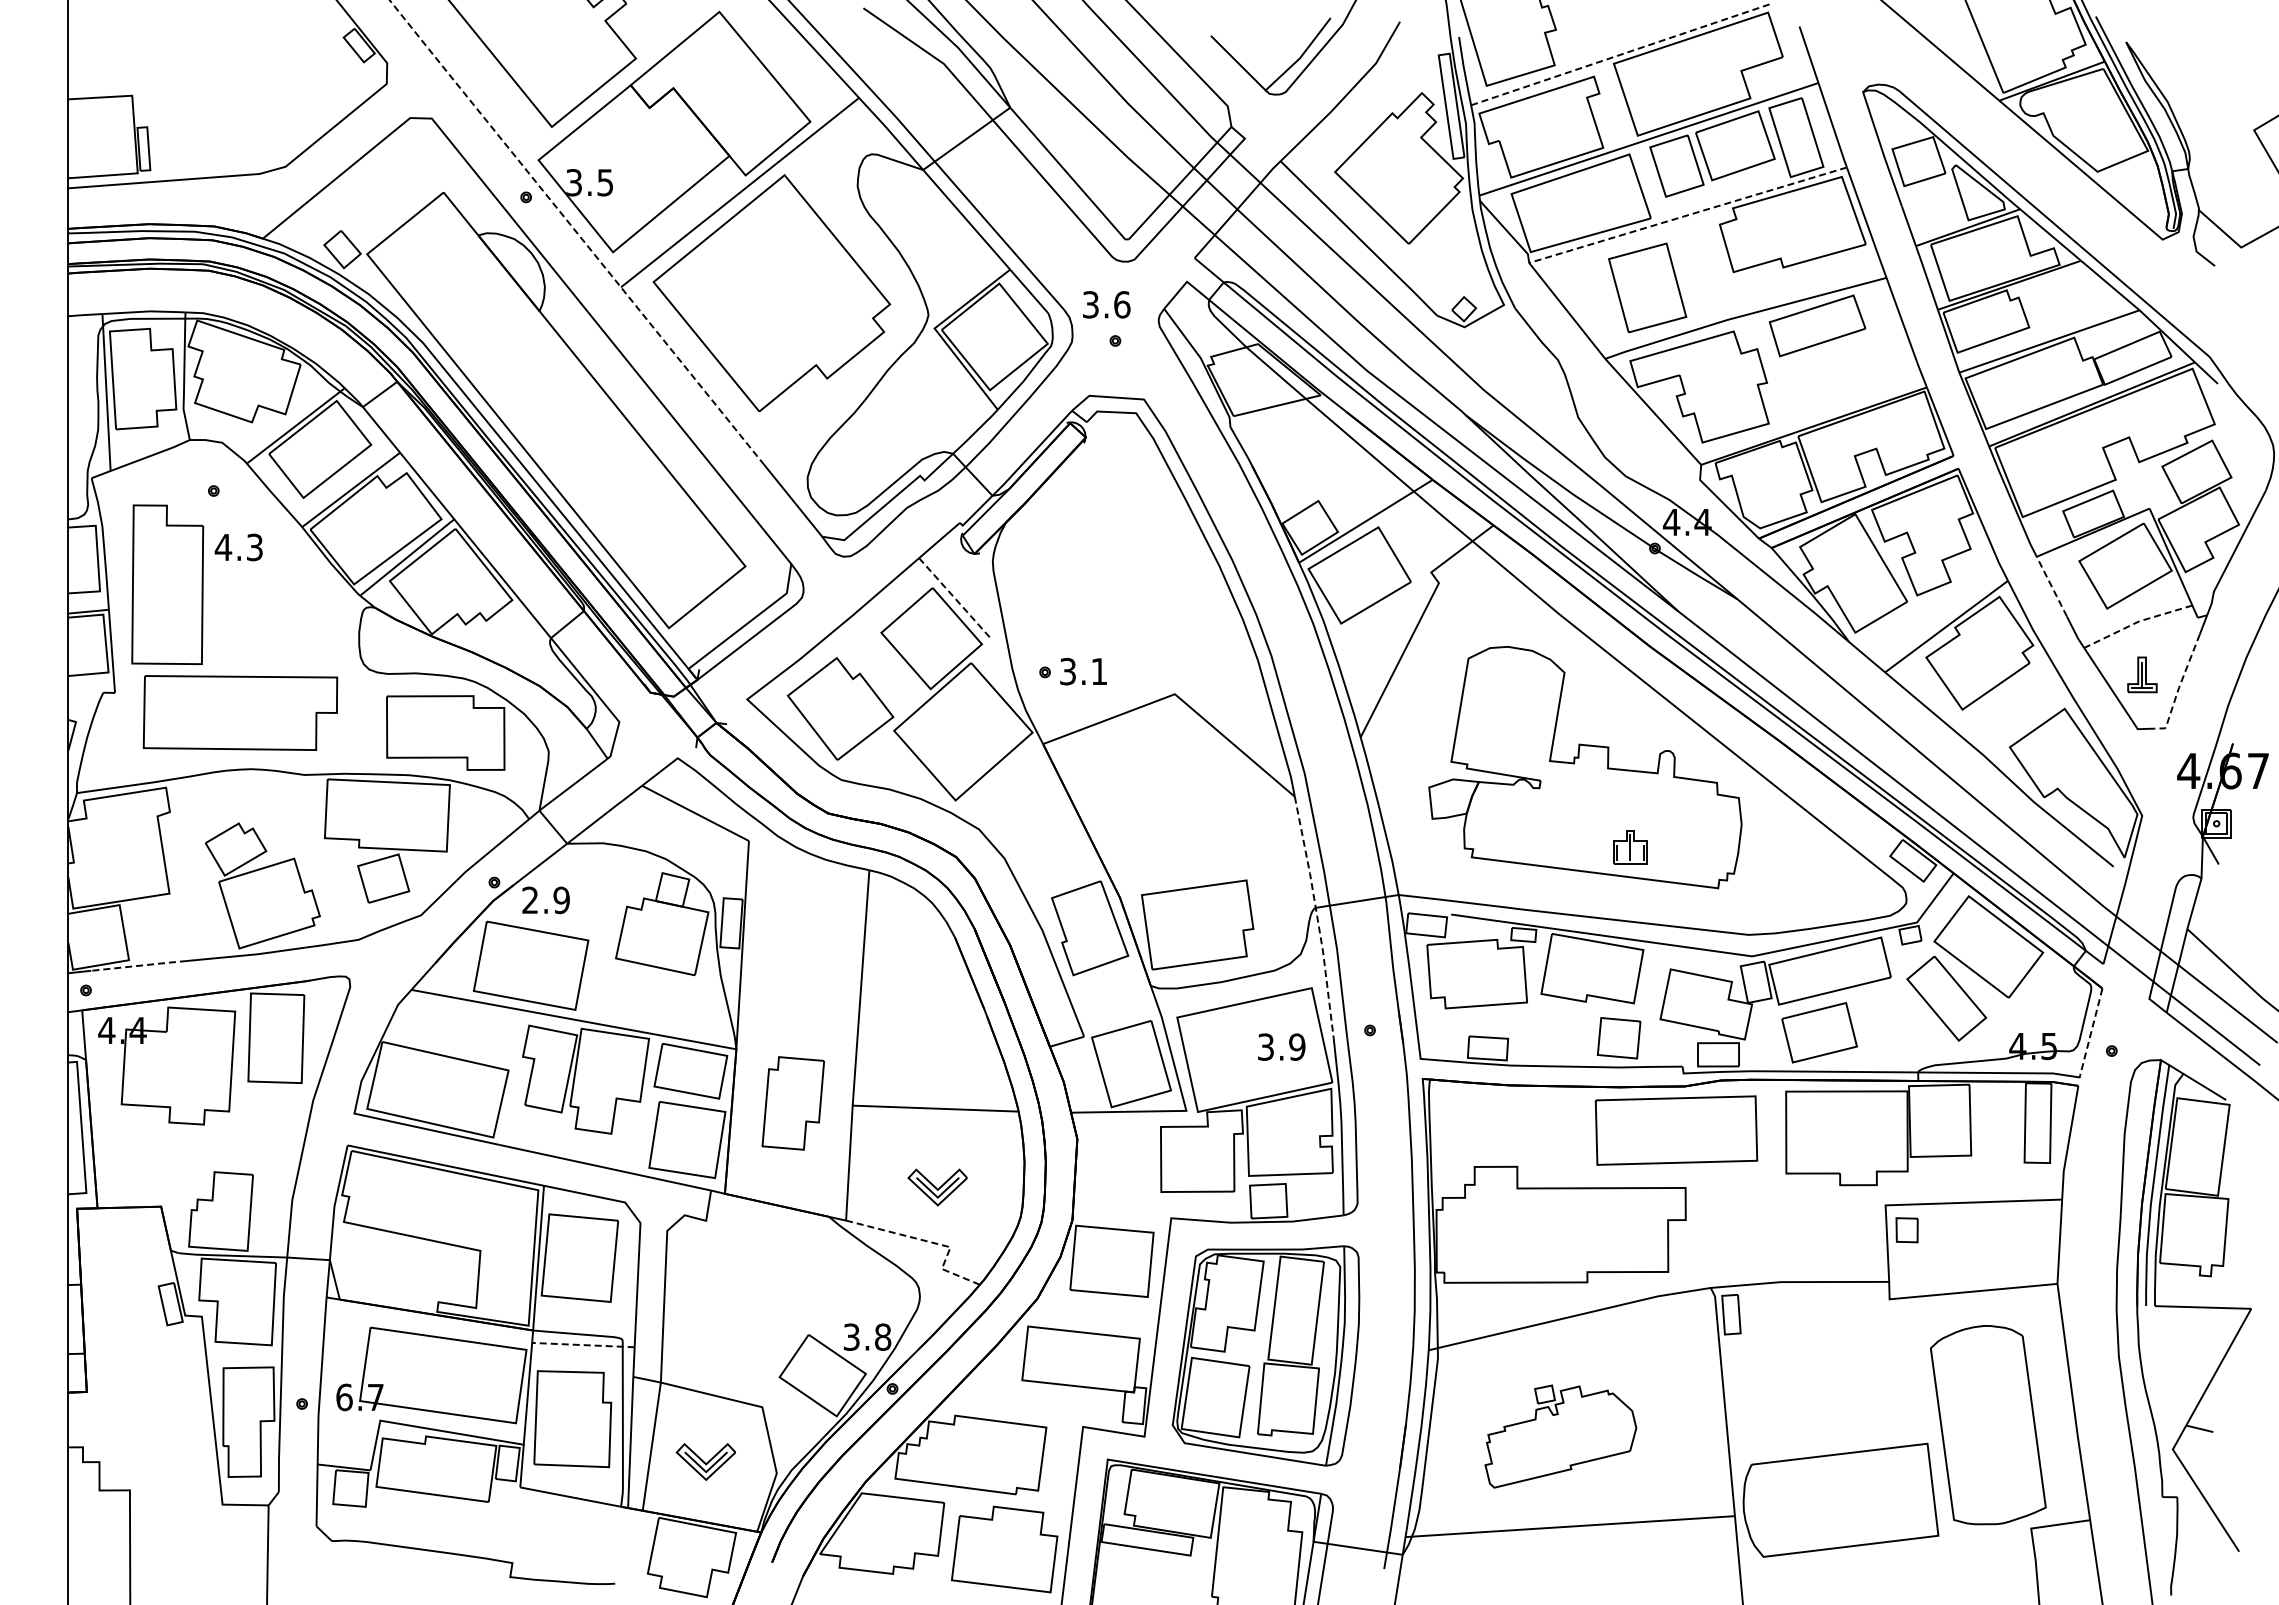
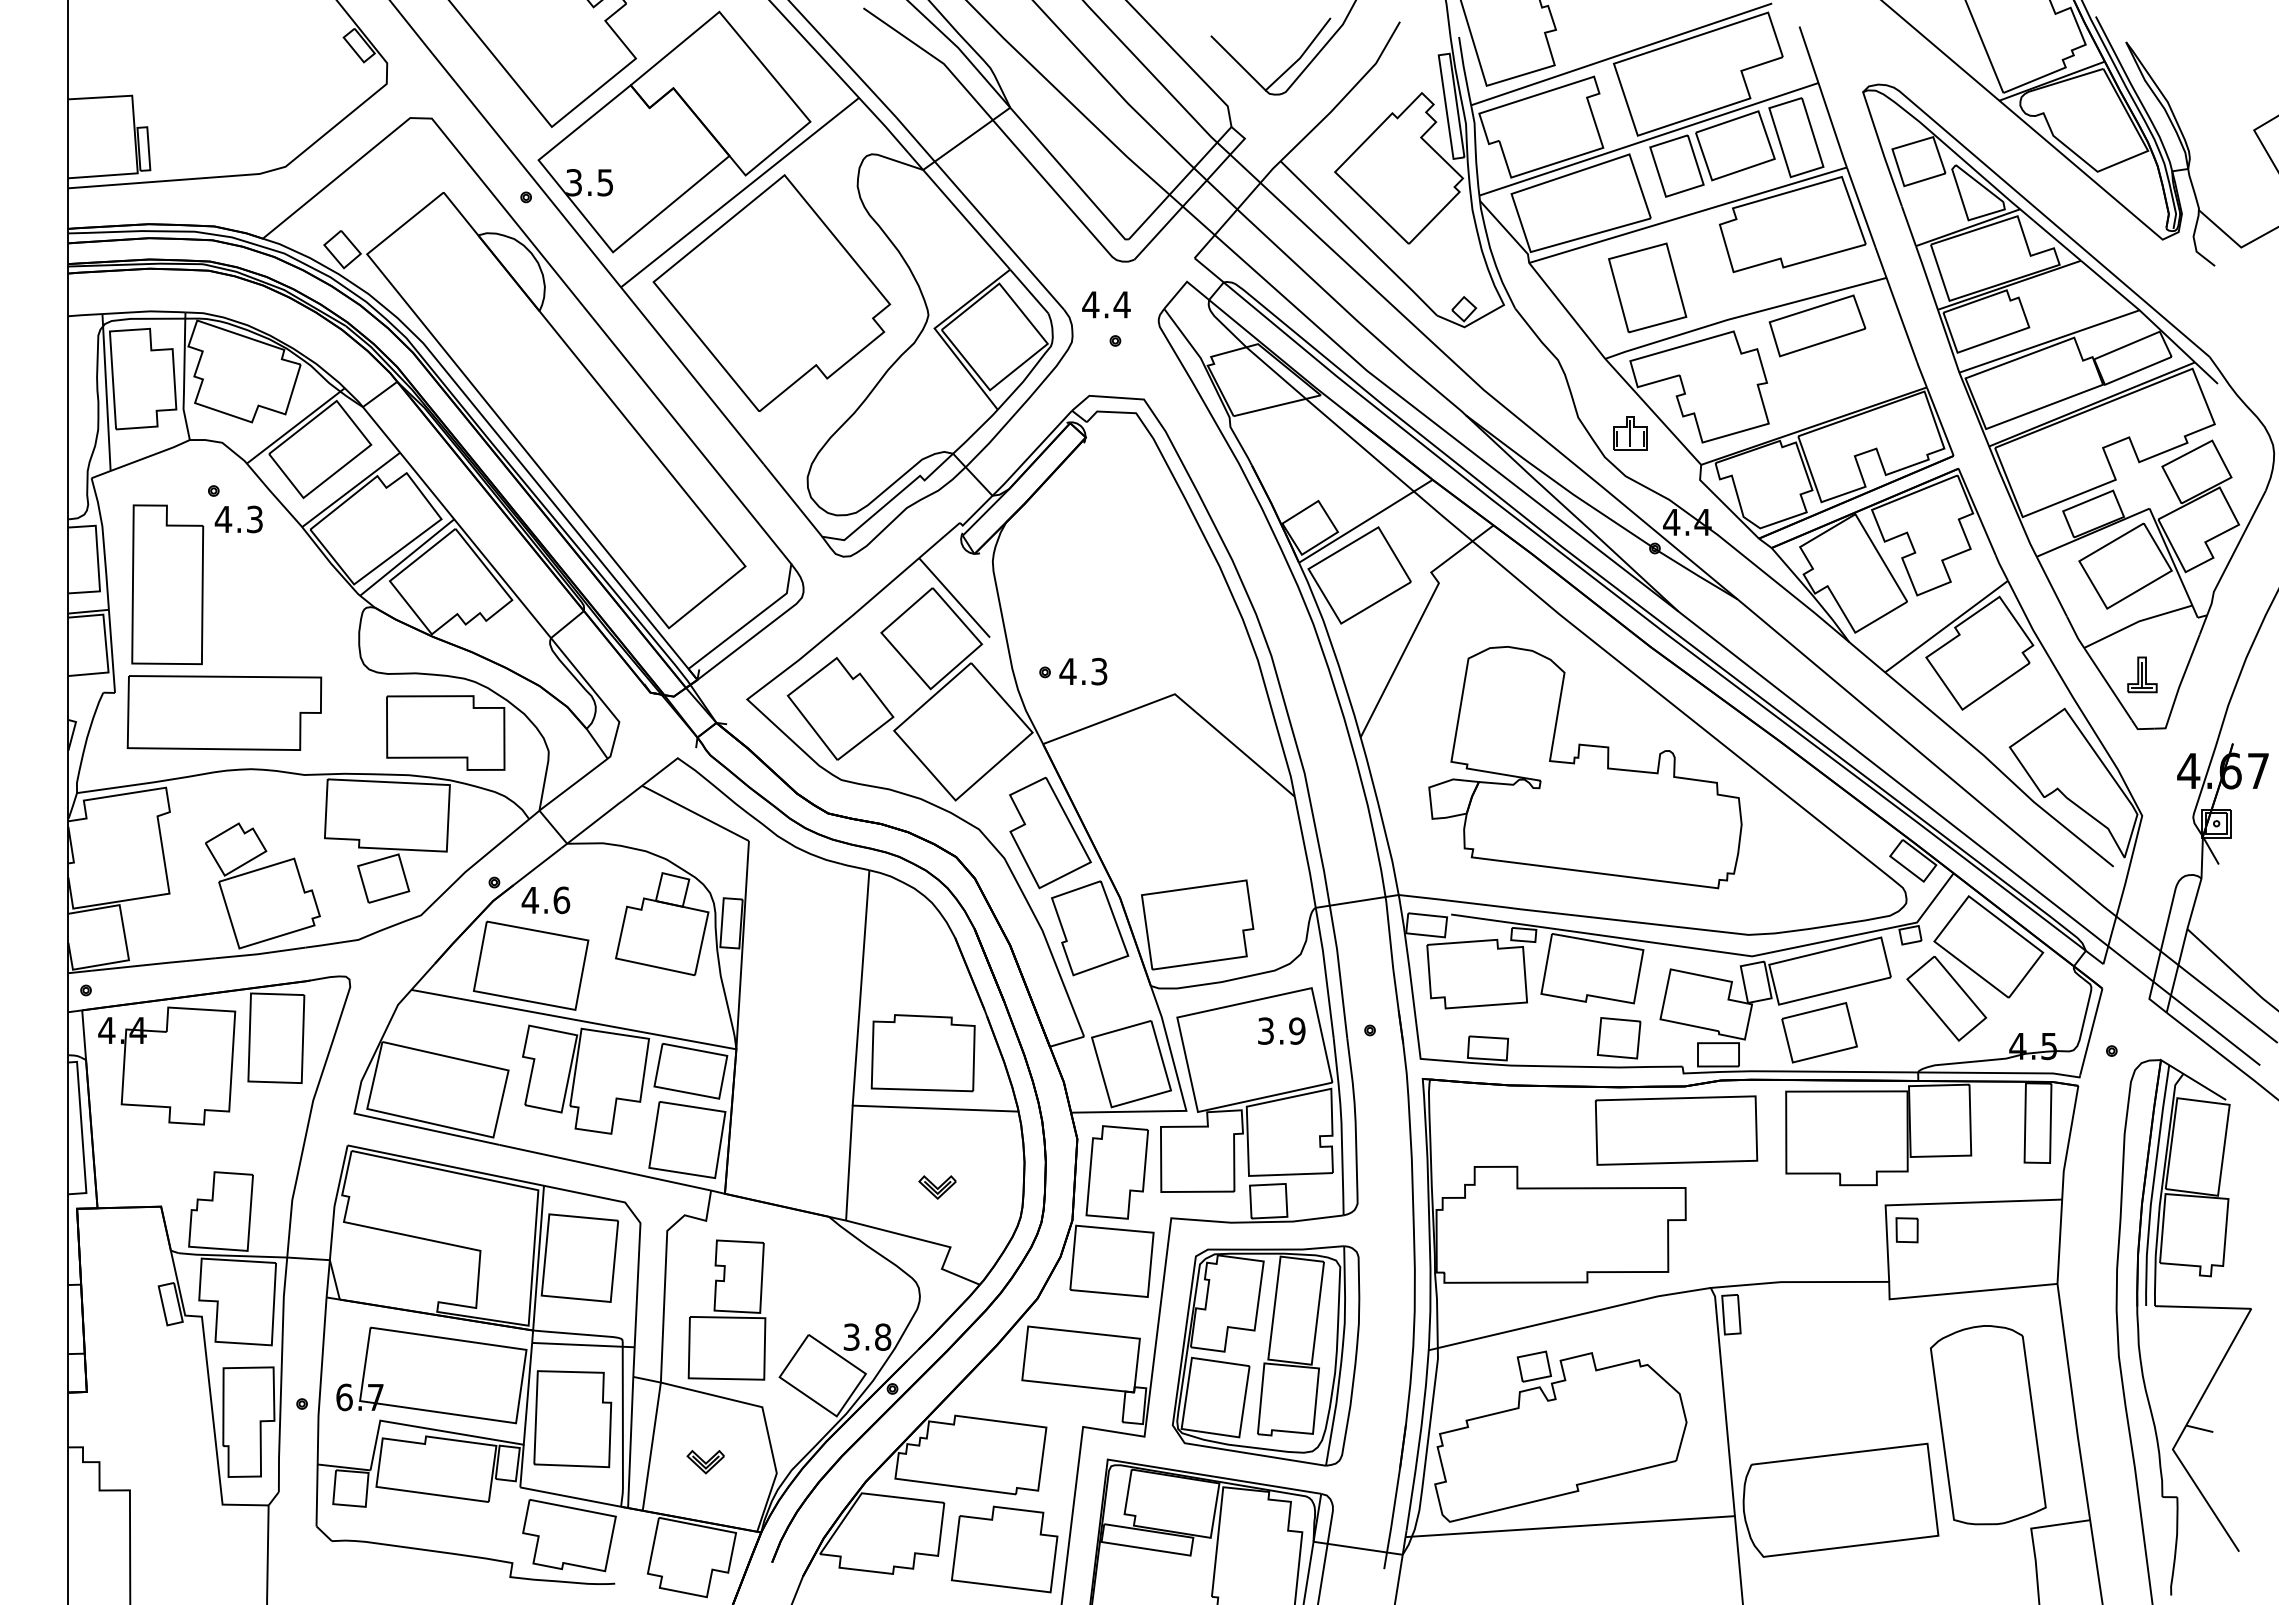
line: dashed -> solid (1621, 54)
line: dashed -> solid (1688, 215)
line: dashed -> solid (576, 232)
text: 3.6 -> 4.4 (1106, 304)
text position: (238, 547) -> (238, 519) (238, 519)
line: dashed -> solid (2052, 587)
line: dashed -> solid (954, 598)
line: dashed -> solid (2136, 622)
text: 3.1 -> 4.3 (1083, 671)
line: dashed -> solid (2179, 687)
part position: (240, 712) -> (224, 712) (224, 712)
part: none -> present (1050, 832)
part position: (1630, 847) -> (1630, 433) (1630, 433)
text: 2.9 -> 4.6 (545, 900)
line: dashed -> solid (1317, 916)
line: dashed -> solid (139, 965)
line: dashed -> solid (2091, 1032)
text position: (1281, 1046) -> (1281, 1030) (1281, 1030)
part: none -> present (922, 1053)
part position: (792, 1103) -> (1116, 1172) (1116, 1172)
part size: 61x39 px -> 39x25 px (937, 1187)
line: dashed -> solid (931, 1242)
part: none -> present (726, 1309)
line: dashed -> solid (584, 1345)
part size: 154x105 px -> 254x173 px (1560, 1436)
part size: 61x38 px -> 39x25 px (705, 1462)
part: none -> present (569, 1535)
